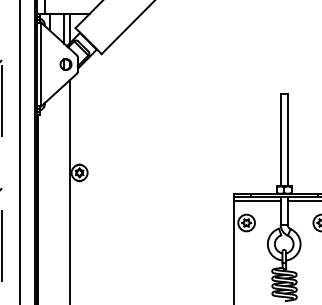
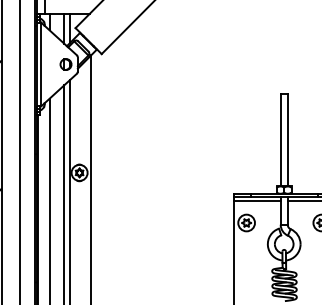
line: dashed -> solid (2, 152)
line: none -> present (91, 178)
line: none -> present (64, 193)
line: none -> present (49, 199)
